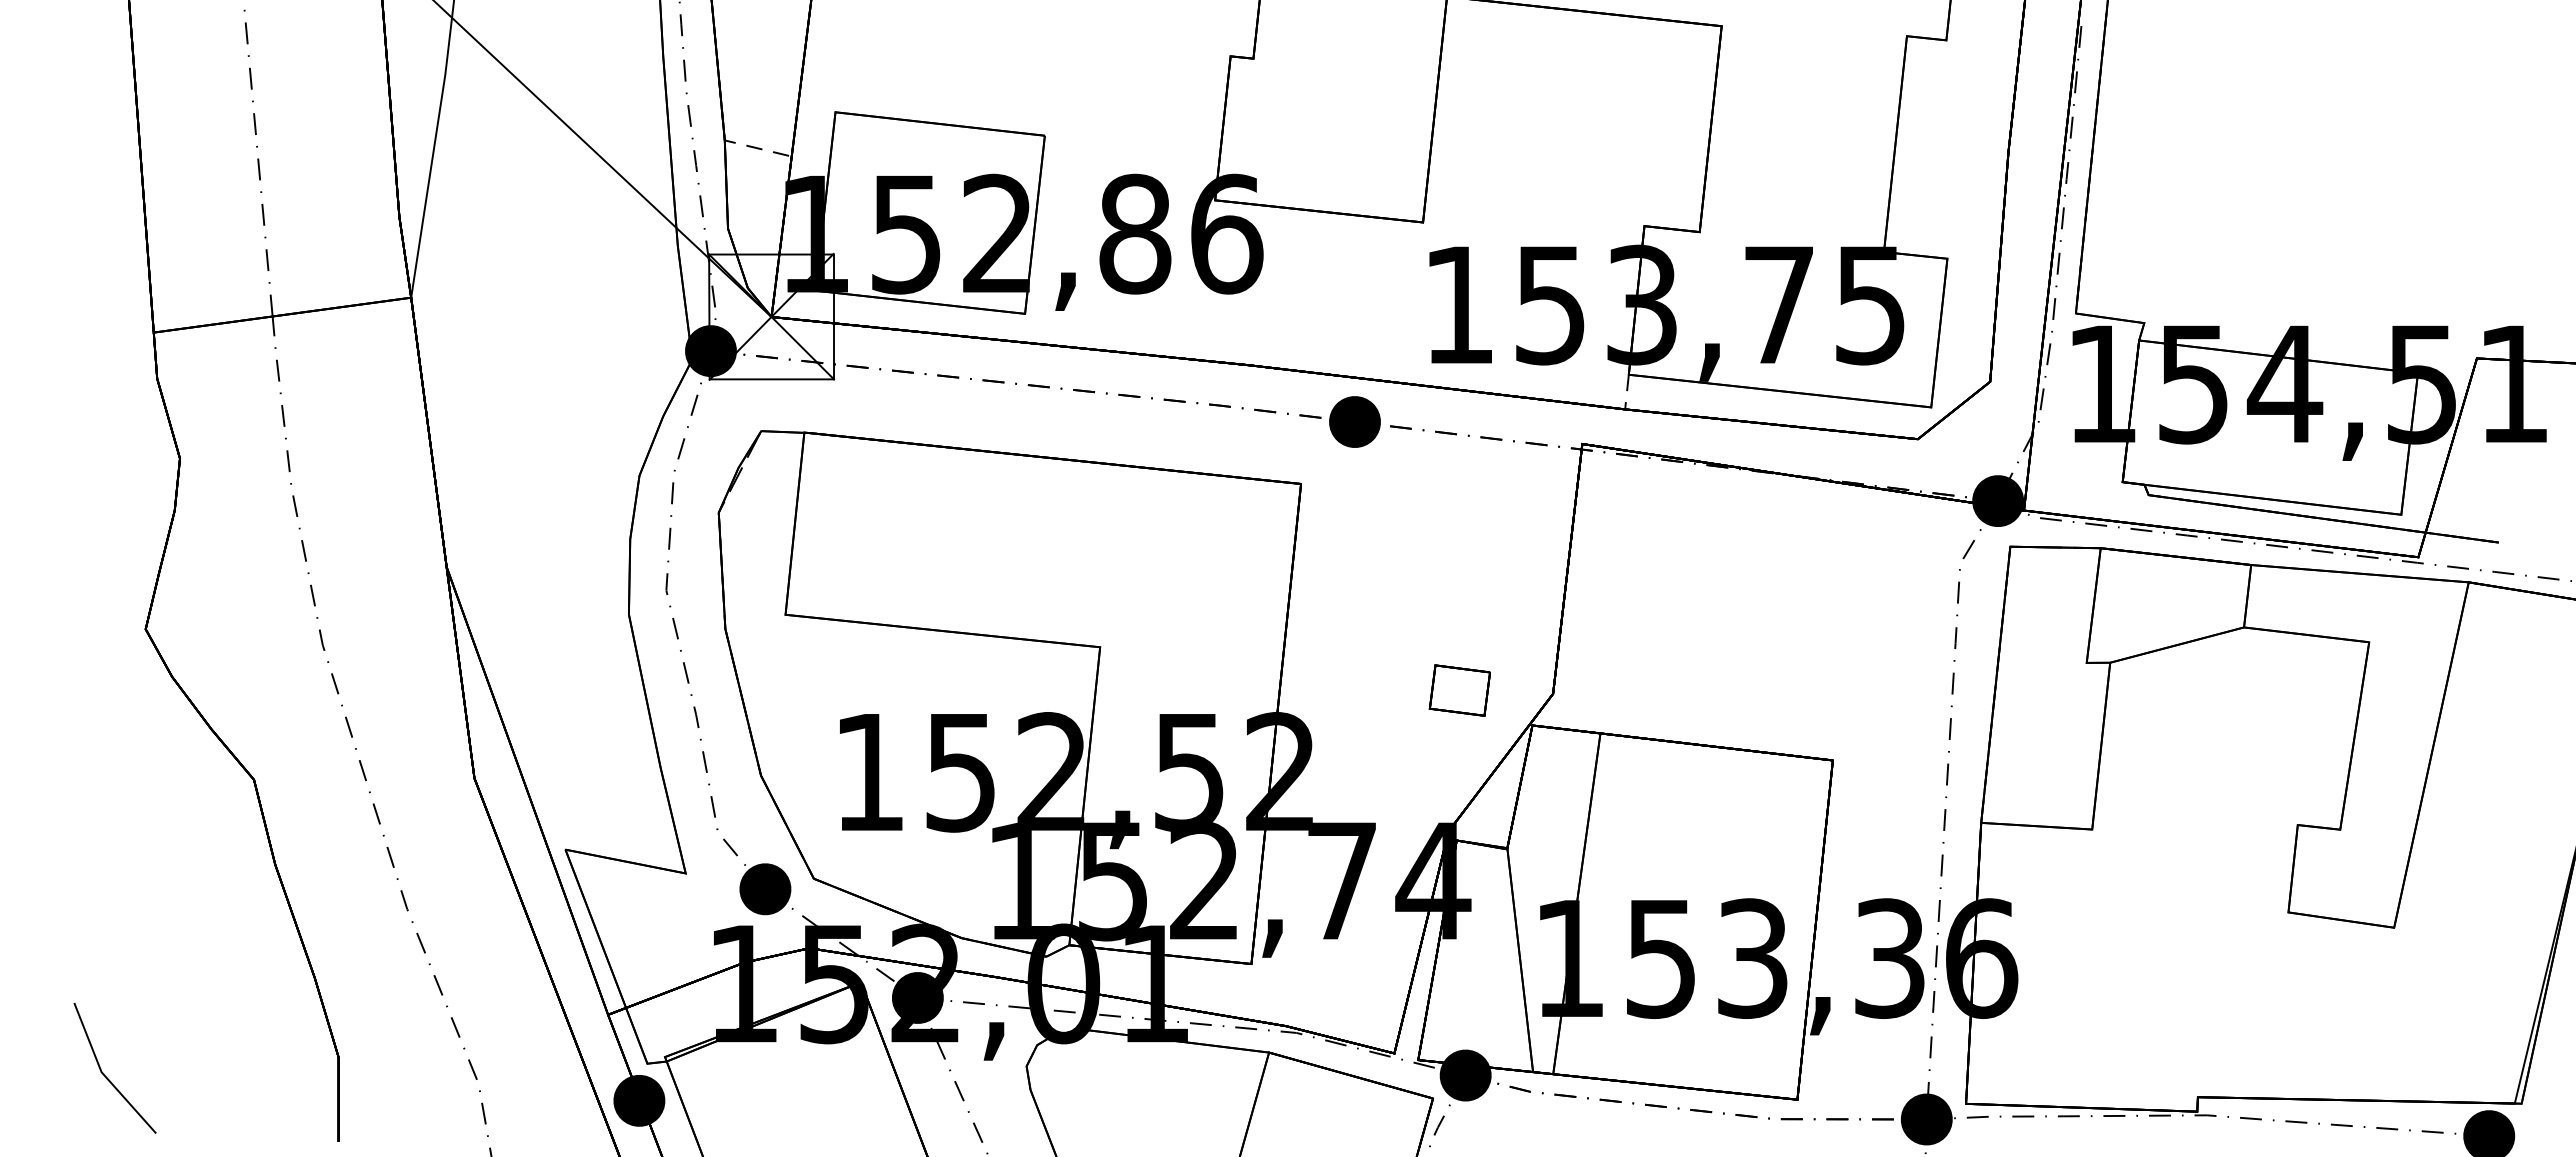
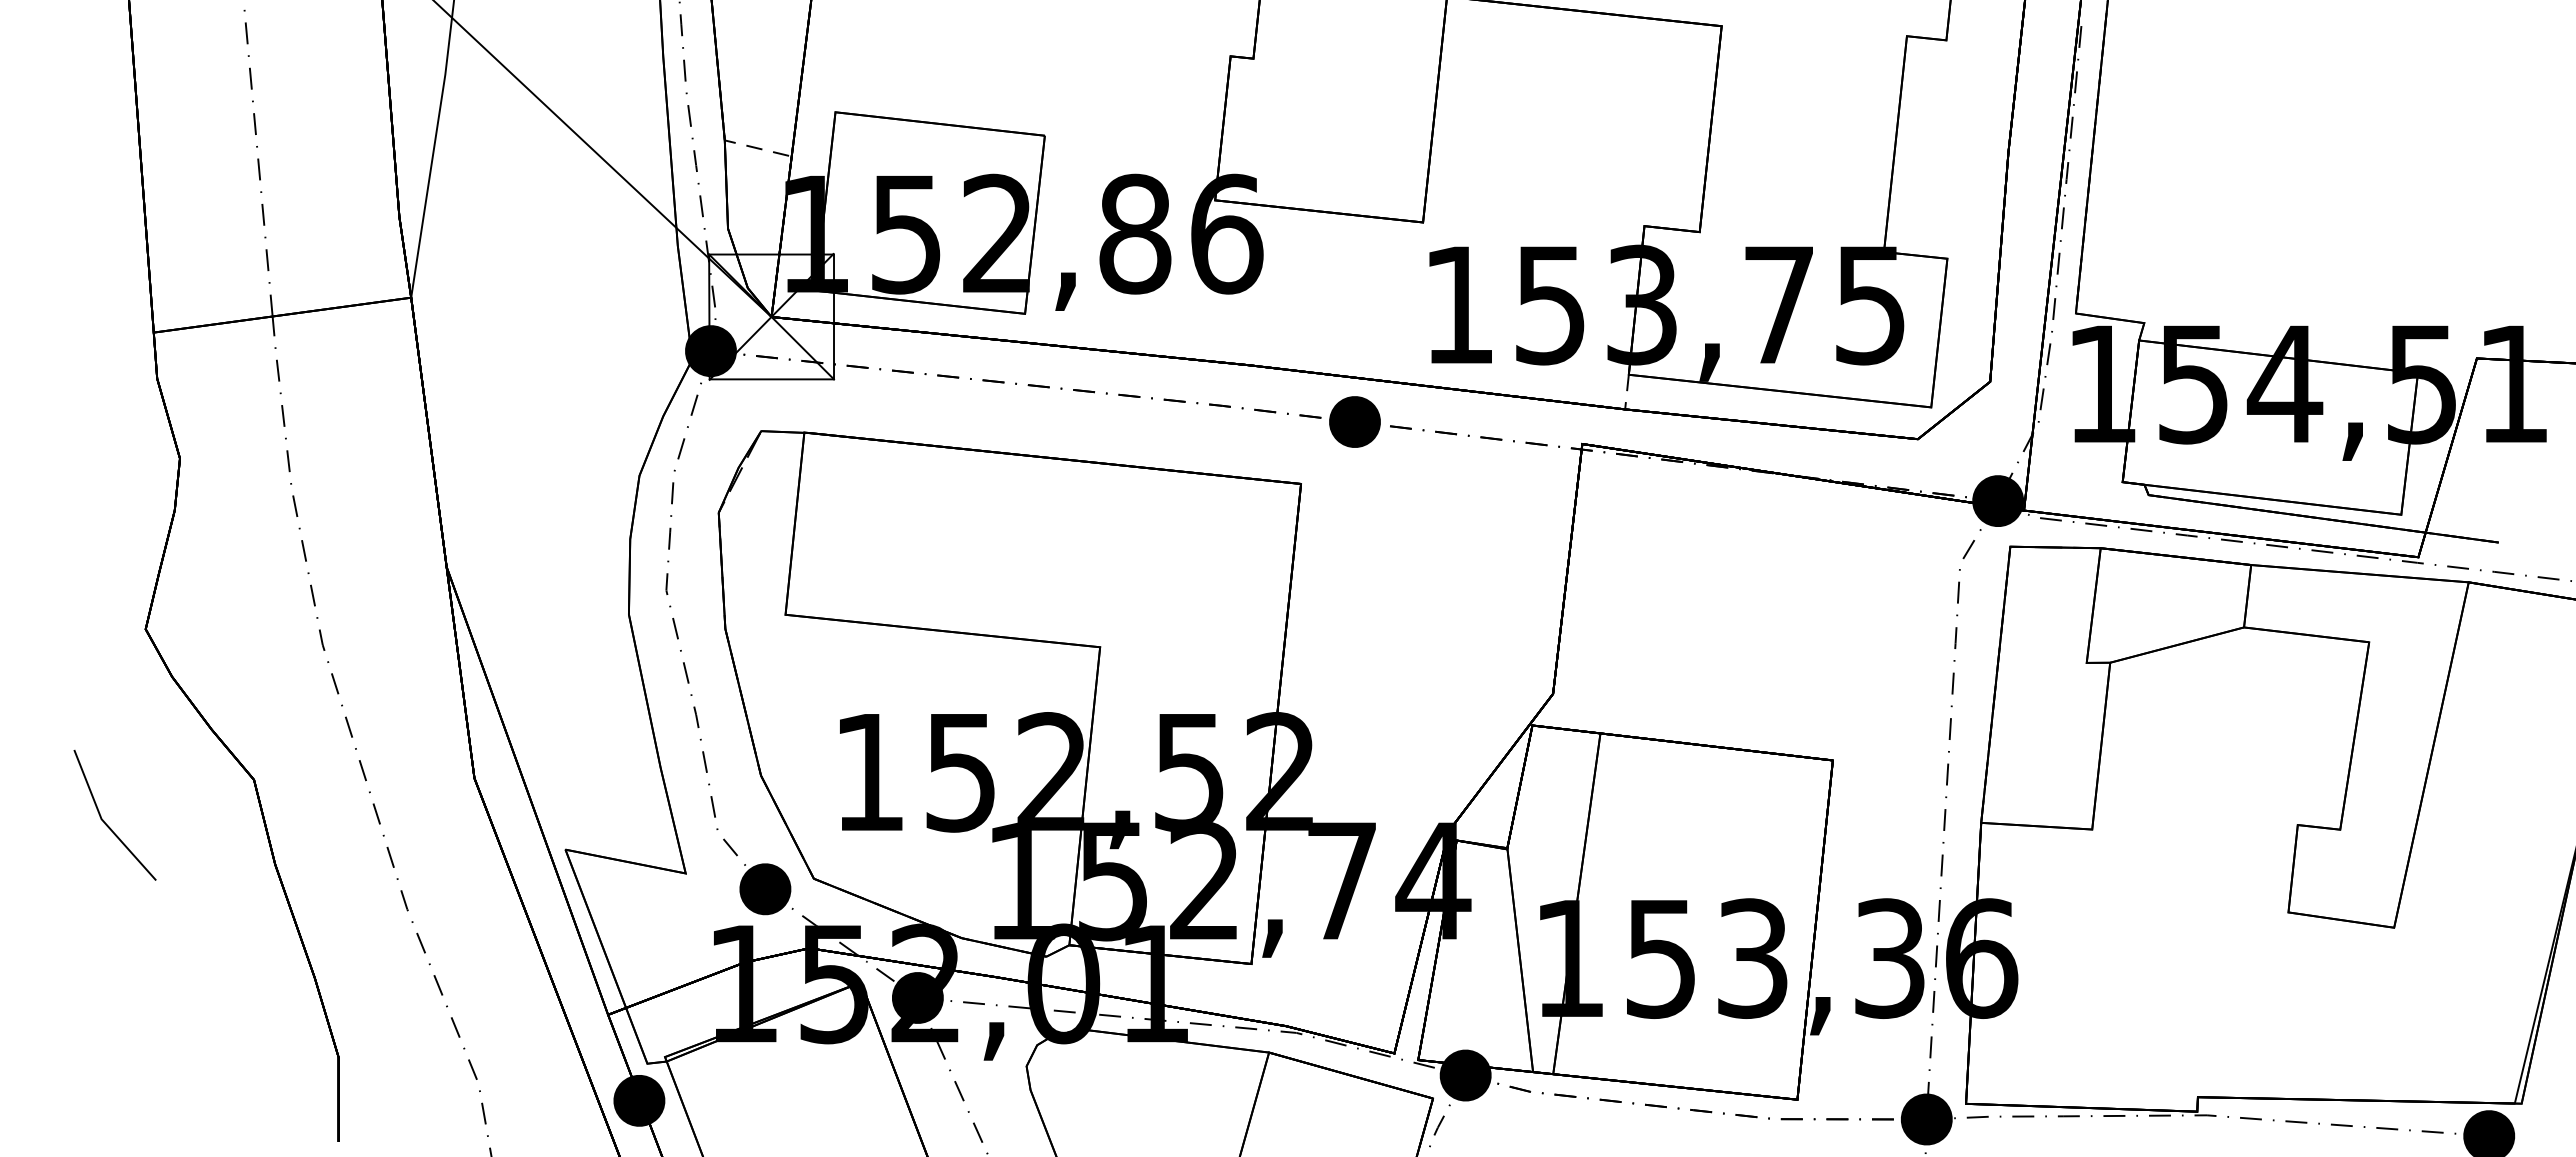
part: present -> none (1459, 690)
line position: (104, 1073) -> (104, 820) (104, 820)
